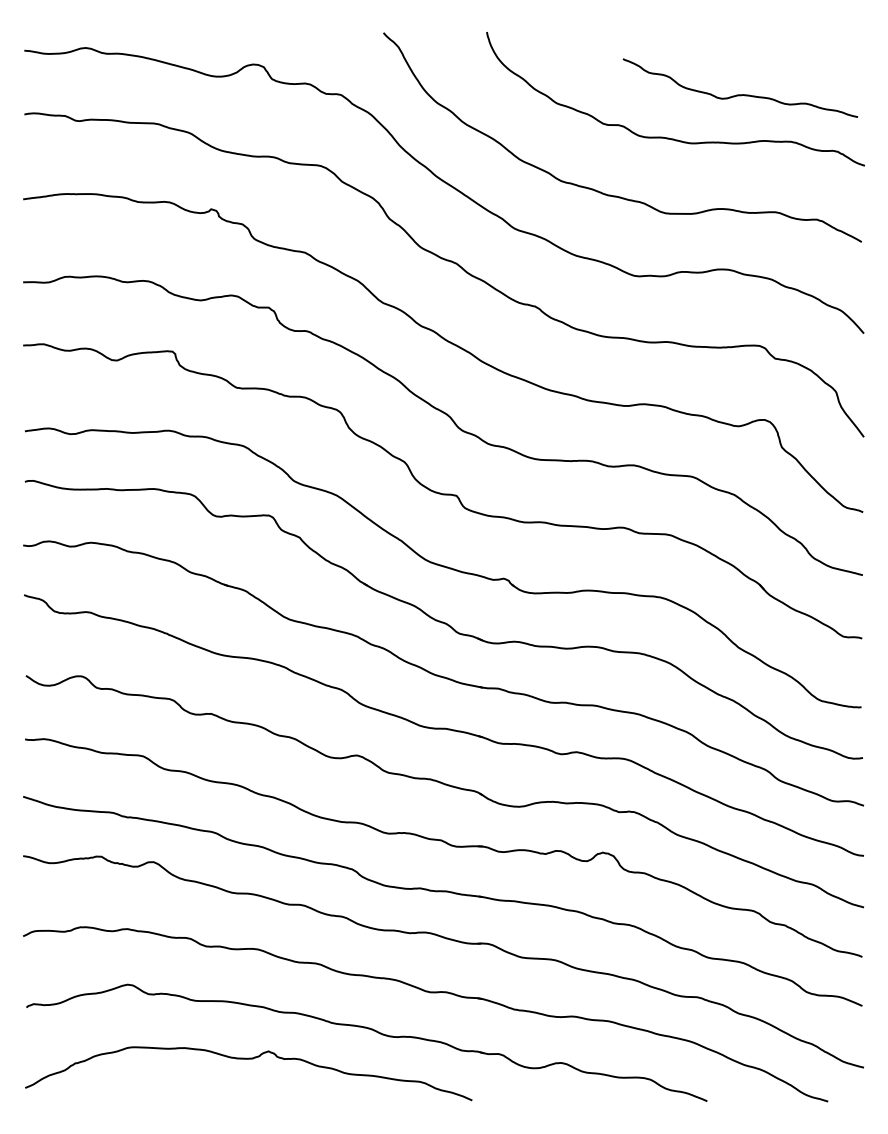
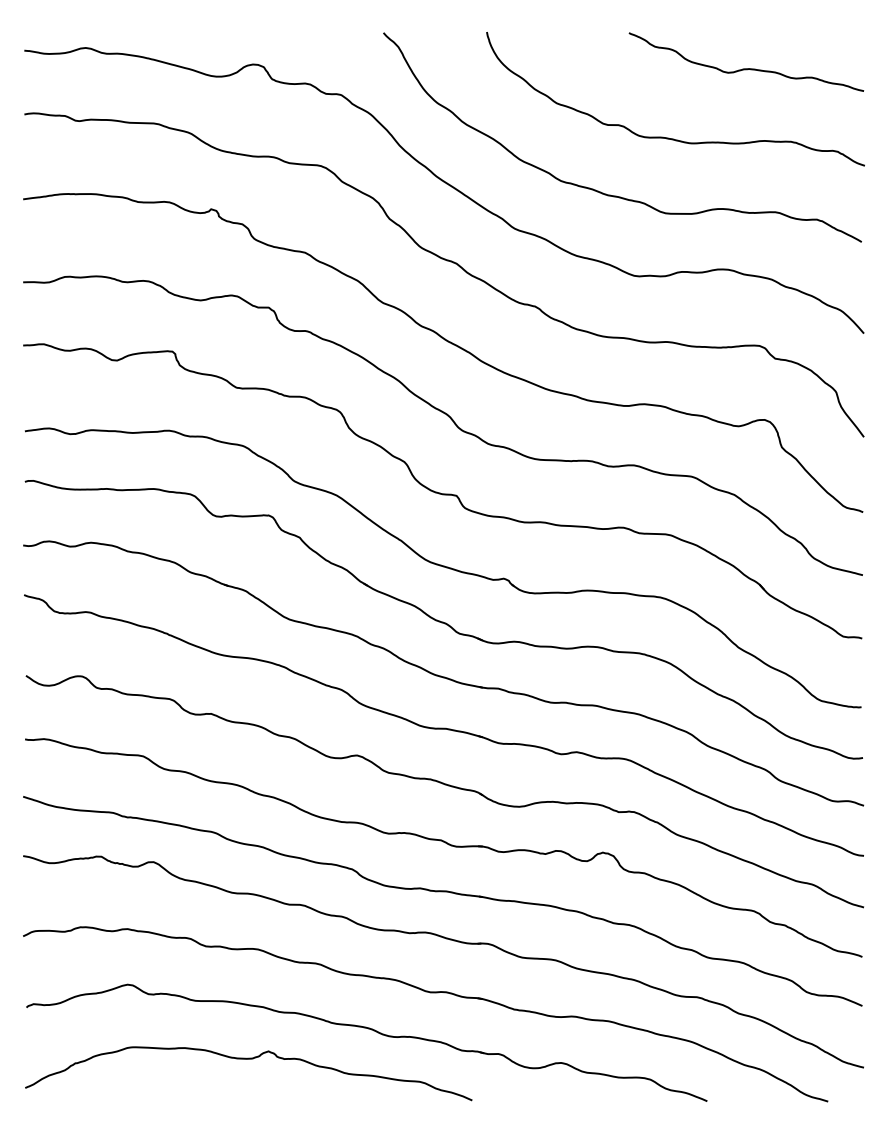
curve position: (740, 94) -> (746, 68) (746, 68)
